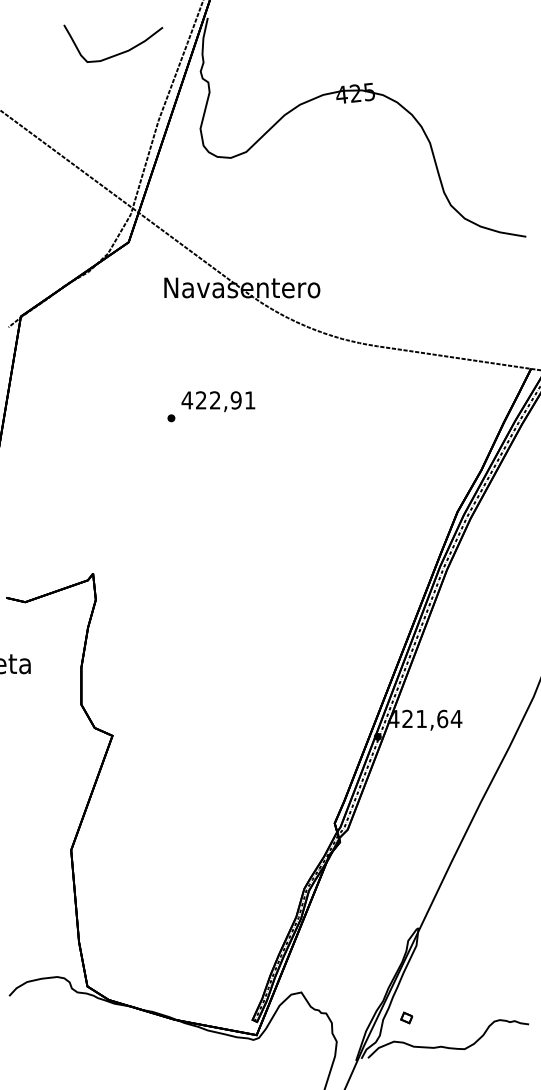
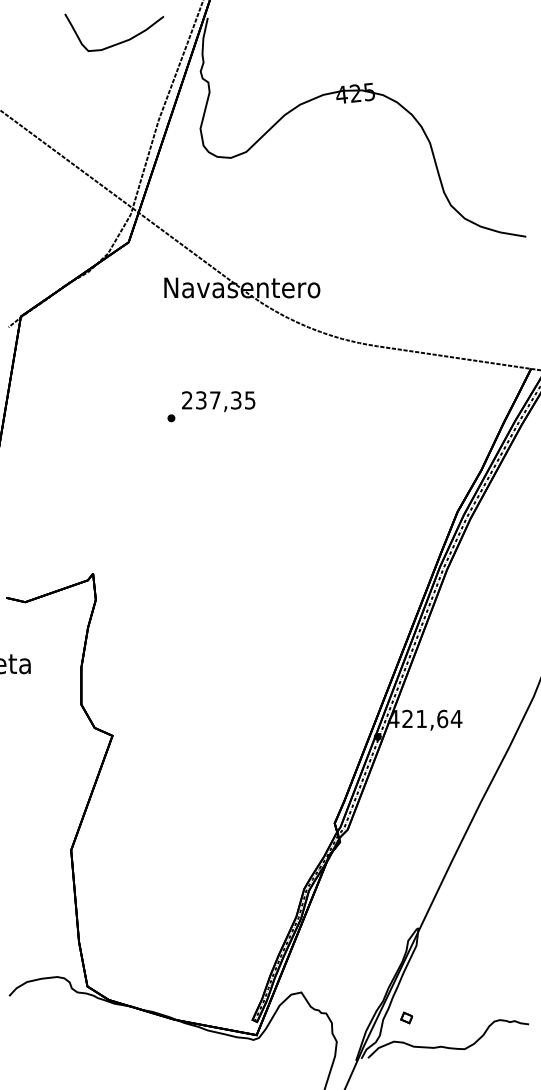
curve position: (117, 53) -> (118, 42) (118, 42)
text: 422,91 -> 237,35 (218, 400)
